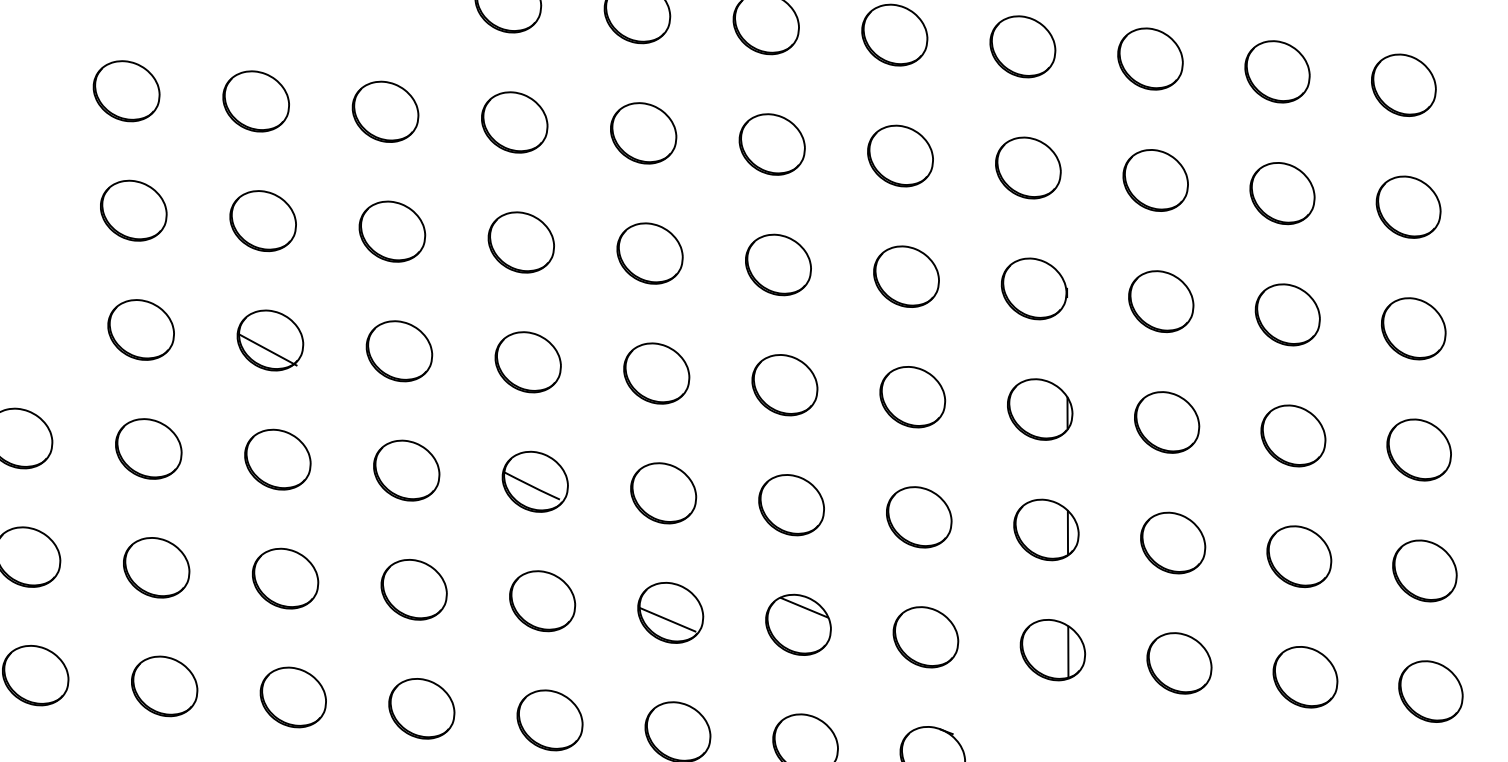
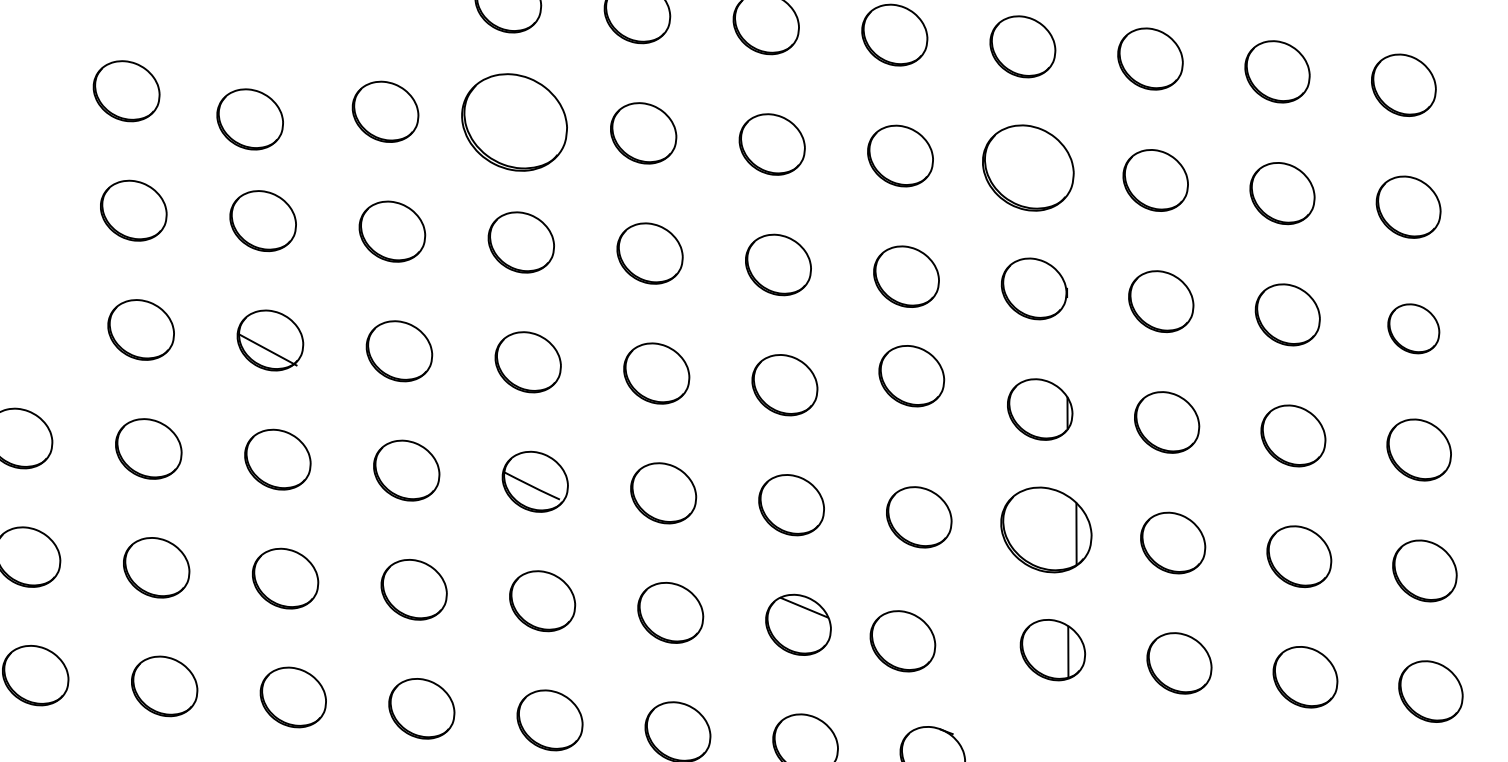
part position: (255, 101) -> (249, 119) (249, 119)
part size: 68x63 px -> 107x99 px (514, 122)
part size: 67x64 px -> 93x88 px (1028, 167)
part size: 66x64 px -> 54x52 px (1413, 328)
part position: (912, 397) -> (911, 376) (911, 376)
part size: 67x64 px -> 93x88 px (1046, 529)
line: present -> none (667, 619)
part position: (925, 637) -> (902, 641) (902, 641)
